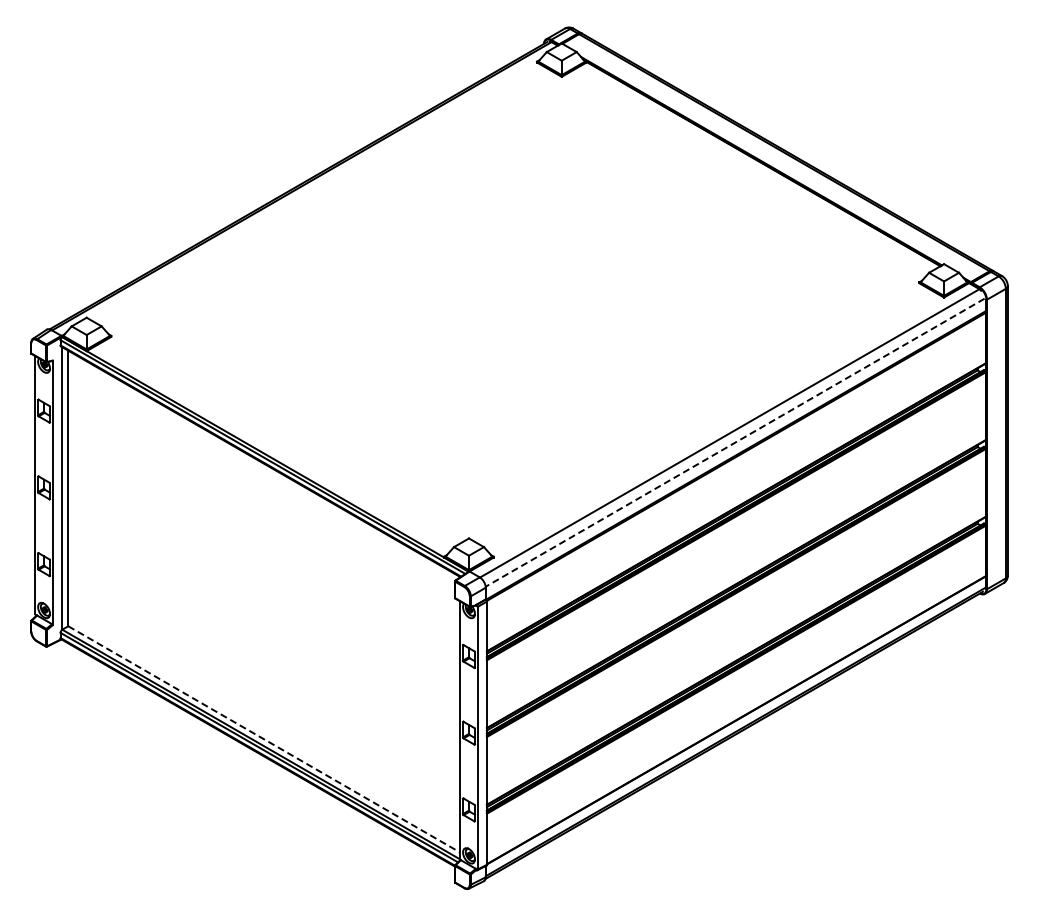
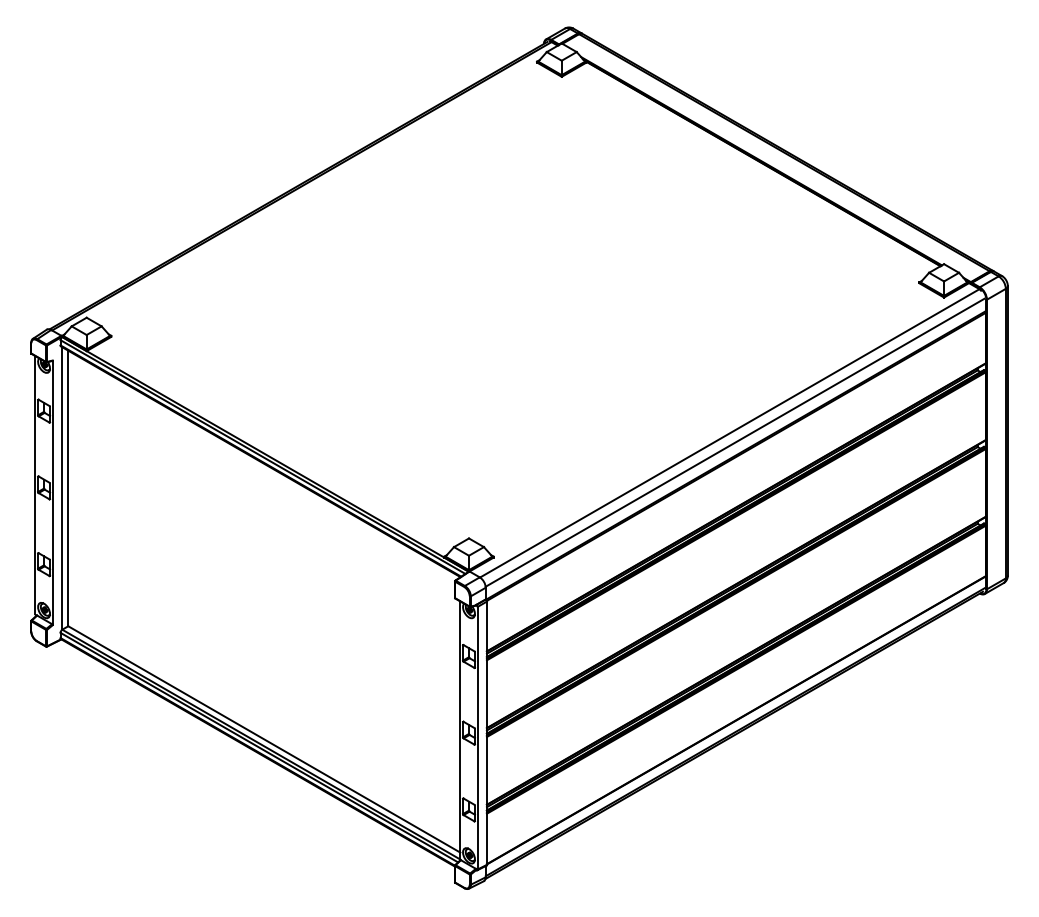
line: dashed -> solid (734, 442)
line: dashed -> solid (264, 739)
